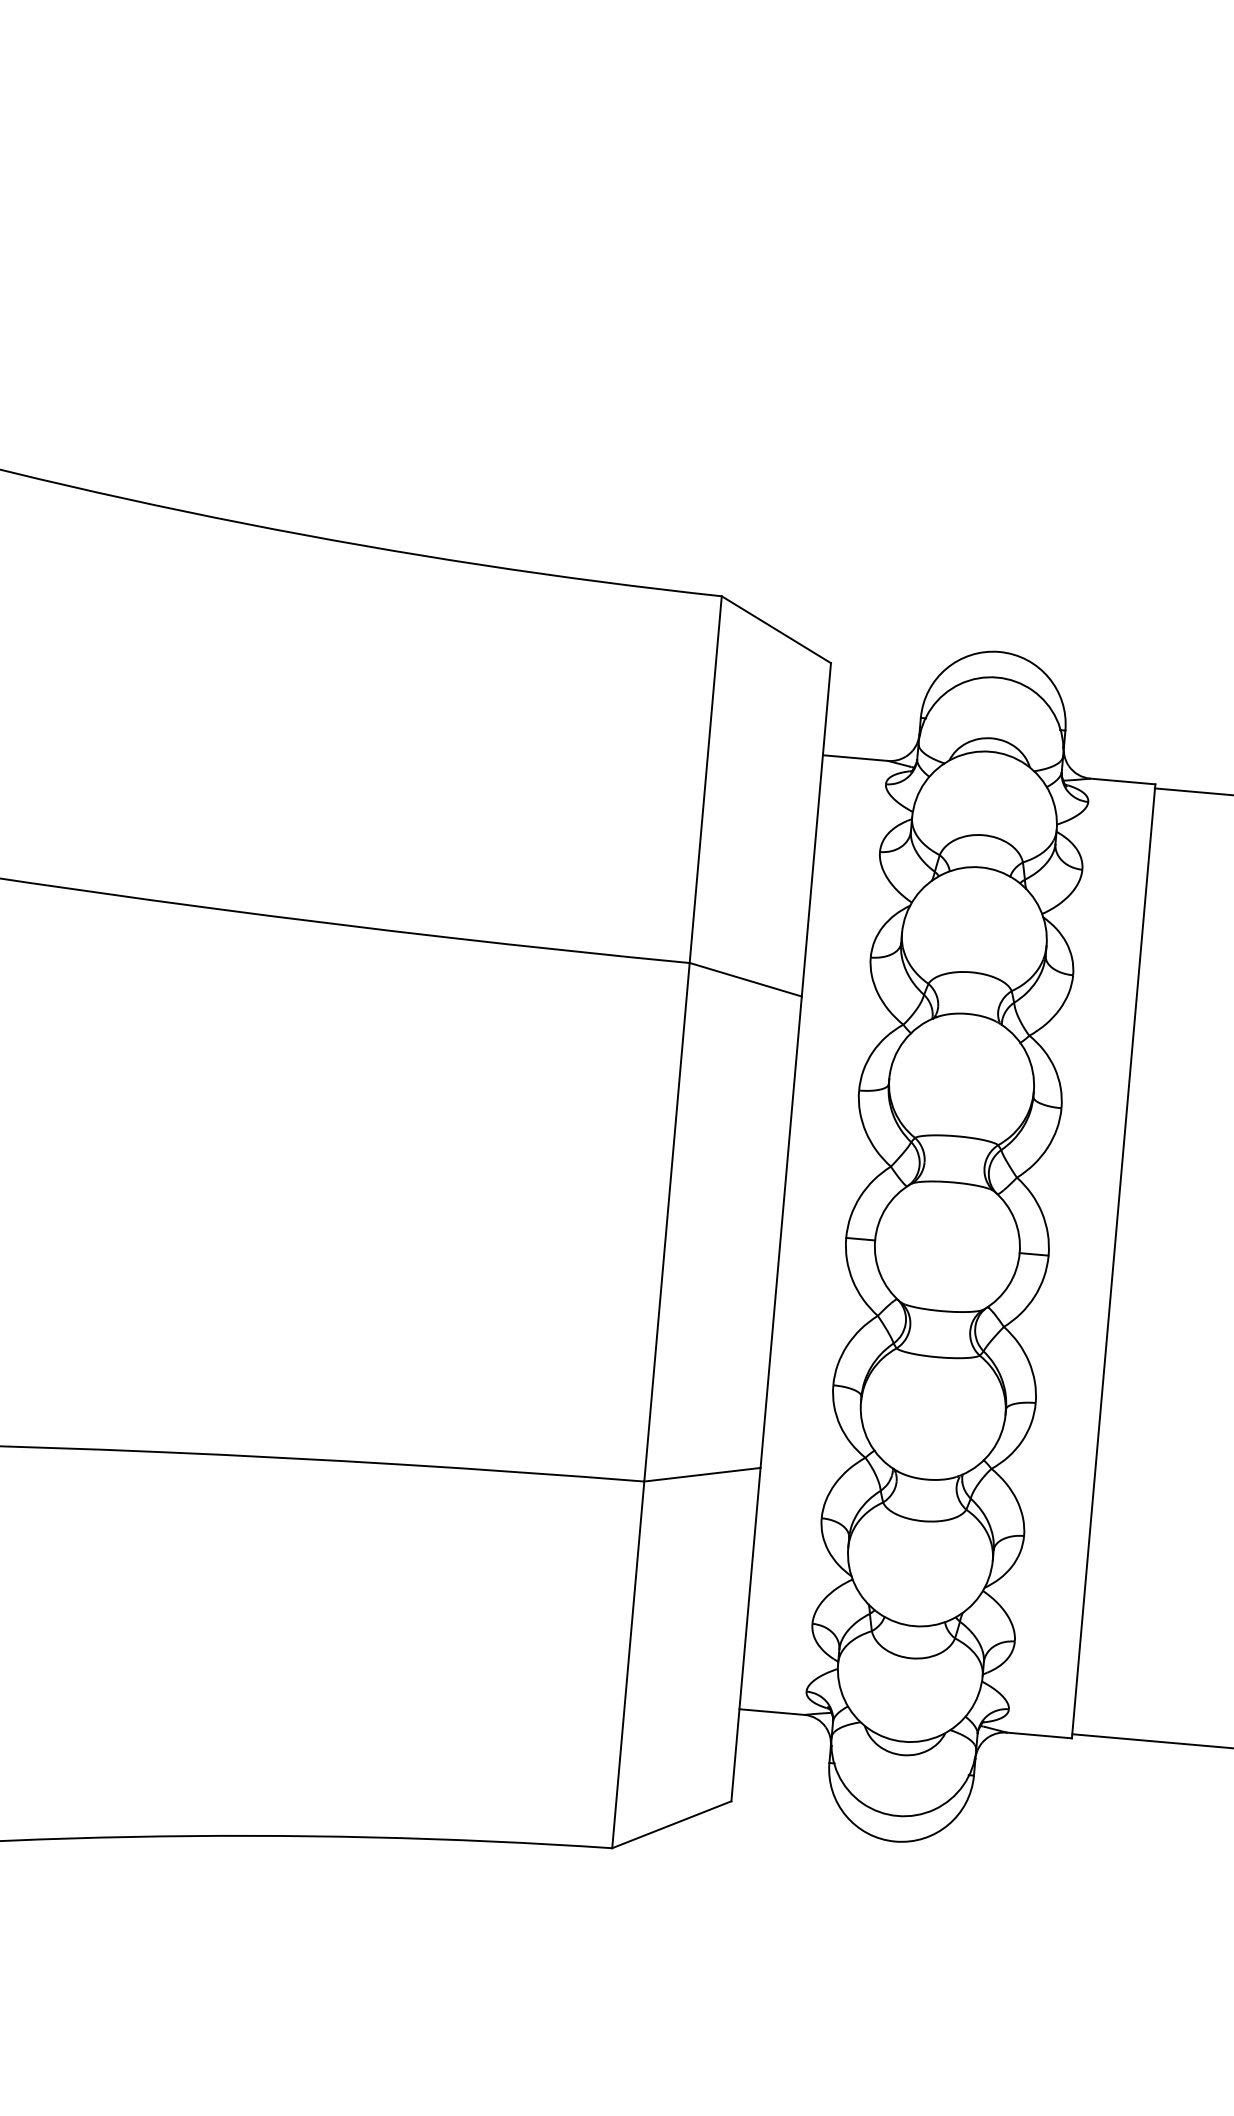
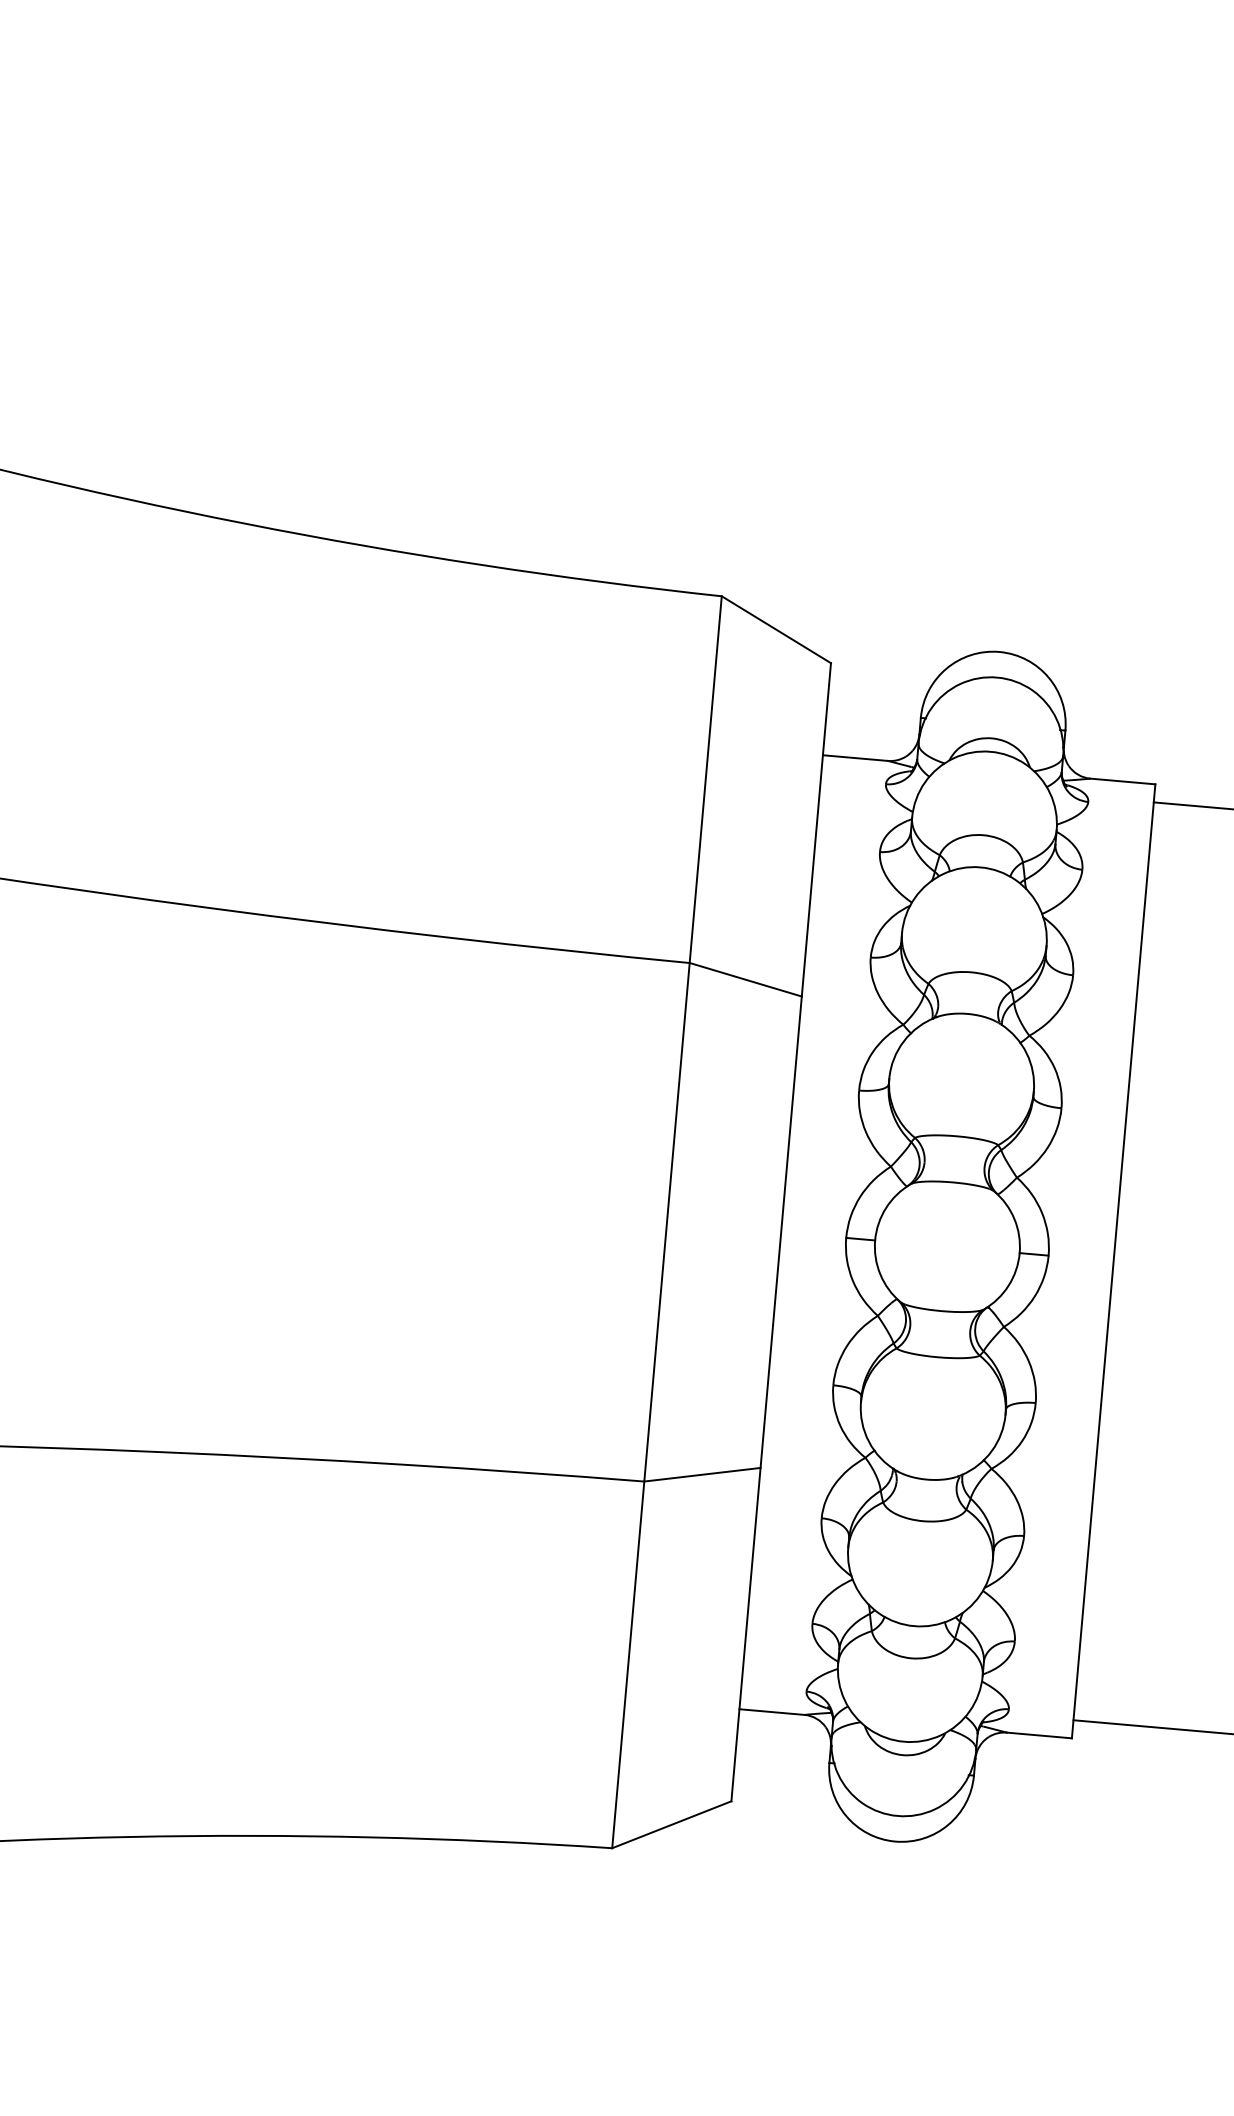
line position: (1192, 791) -> (1191, 805) (1191, 805)
line position: (1151, 1741) -> (1151, 1727) (1151, 1727)
